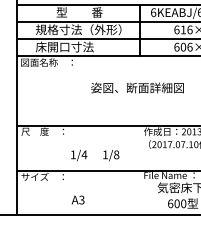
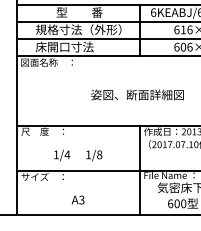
text position: (137, 87) -> (137, 94) (137, 94)
text position: (95, 155) -> (78, 155) (78, 155)
line: none -> present (139, 170)
